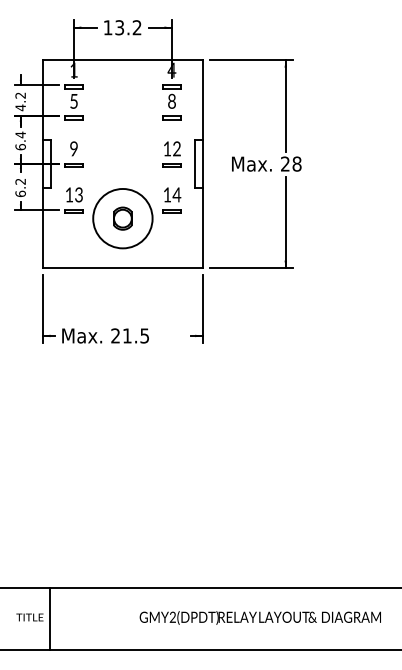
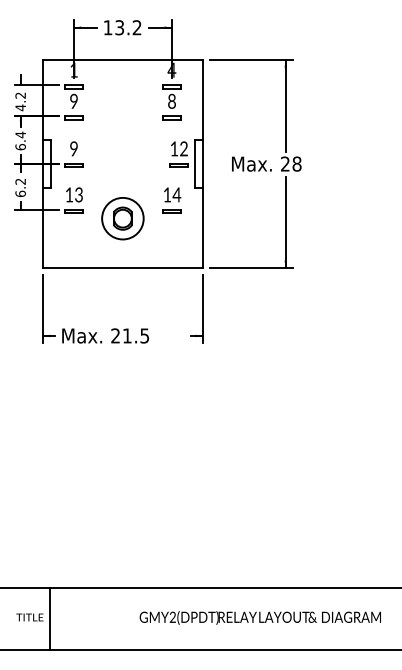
text: 5 -> 9 (73, 100)
part position: (171, 154) -> (178, 154) (178, 154)
circle diameter: 59 px -> 42 px (122, 218)
